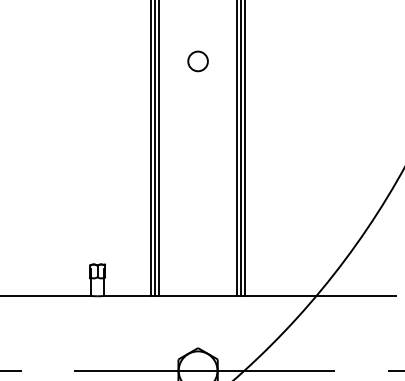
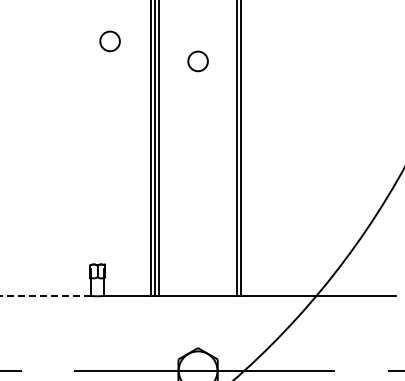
circle: none -> present (109, 41)
line: present -> none (244, 148)
line: solid -> dashed (45, 295)
